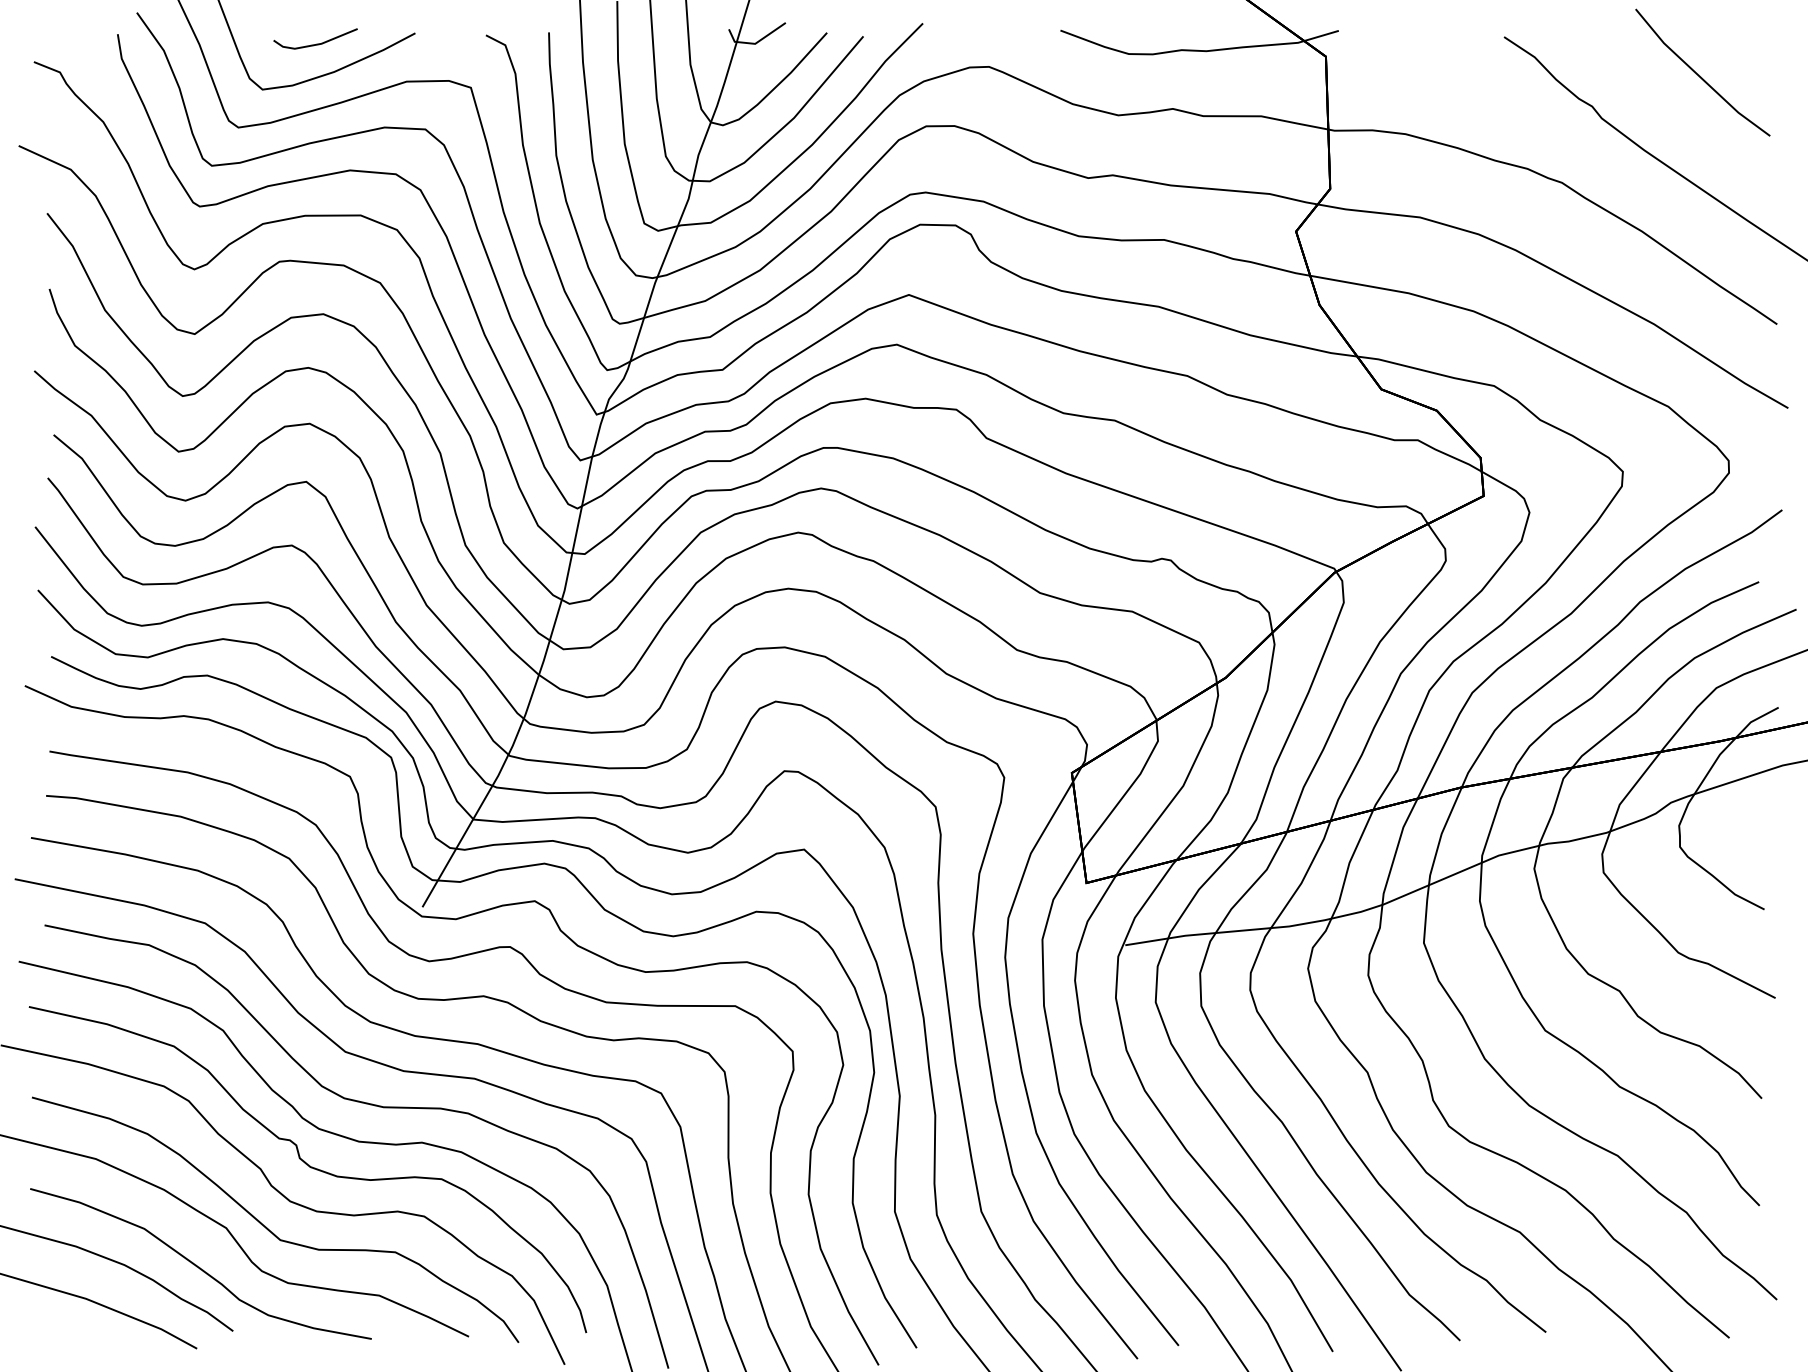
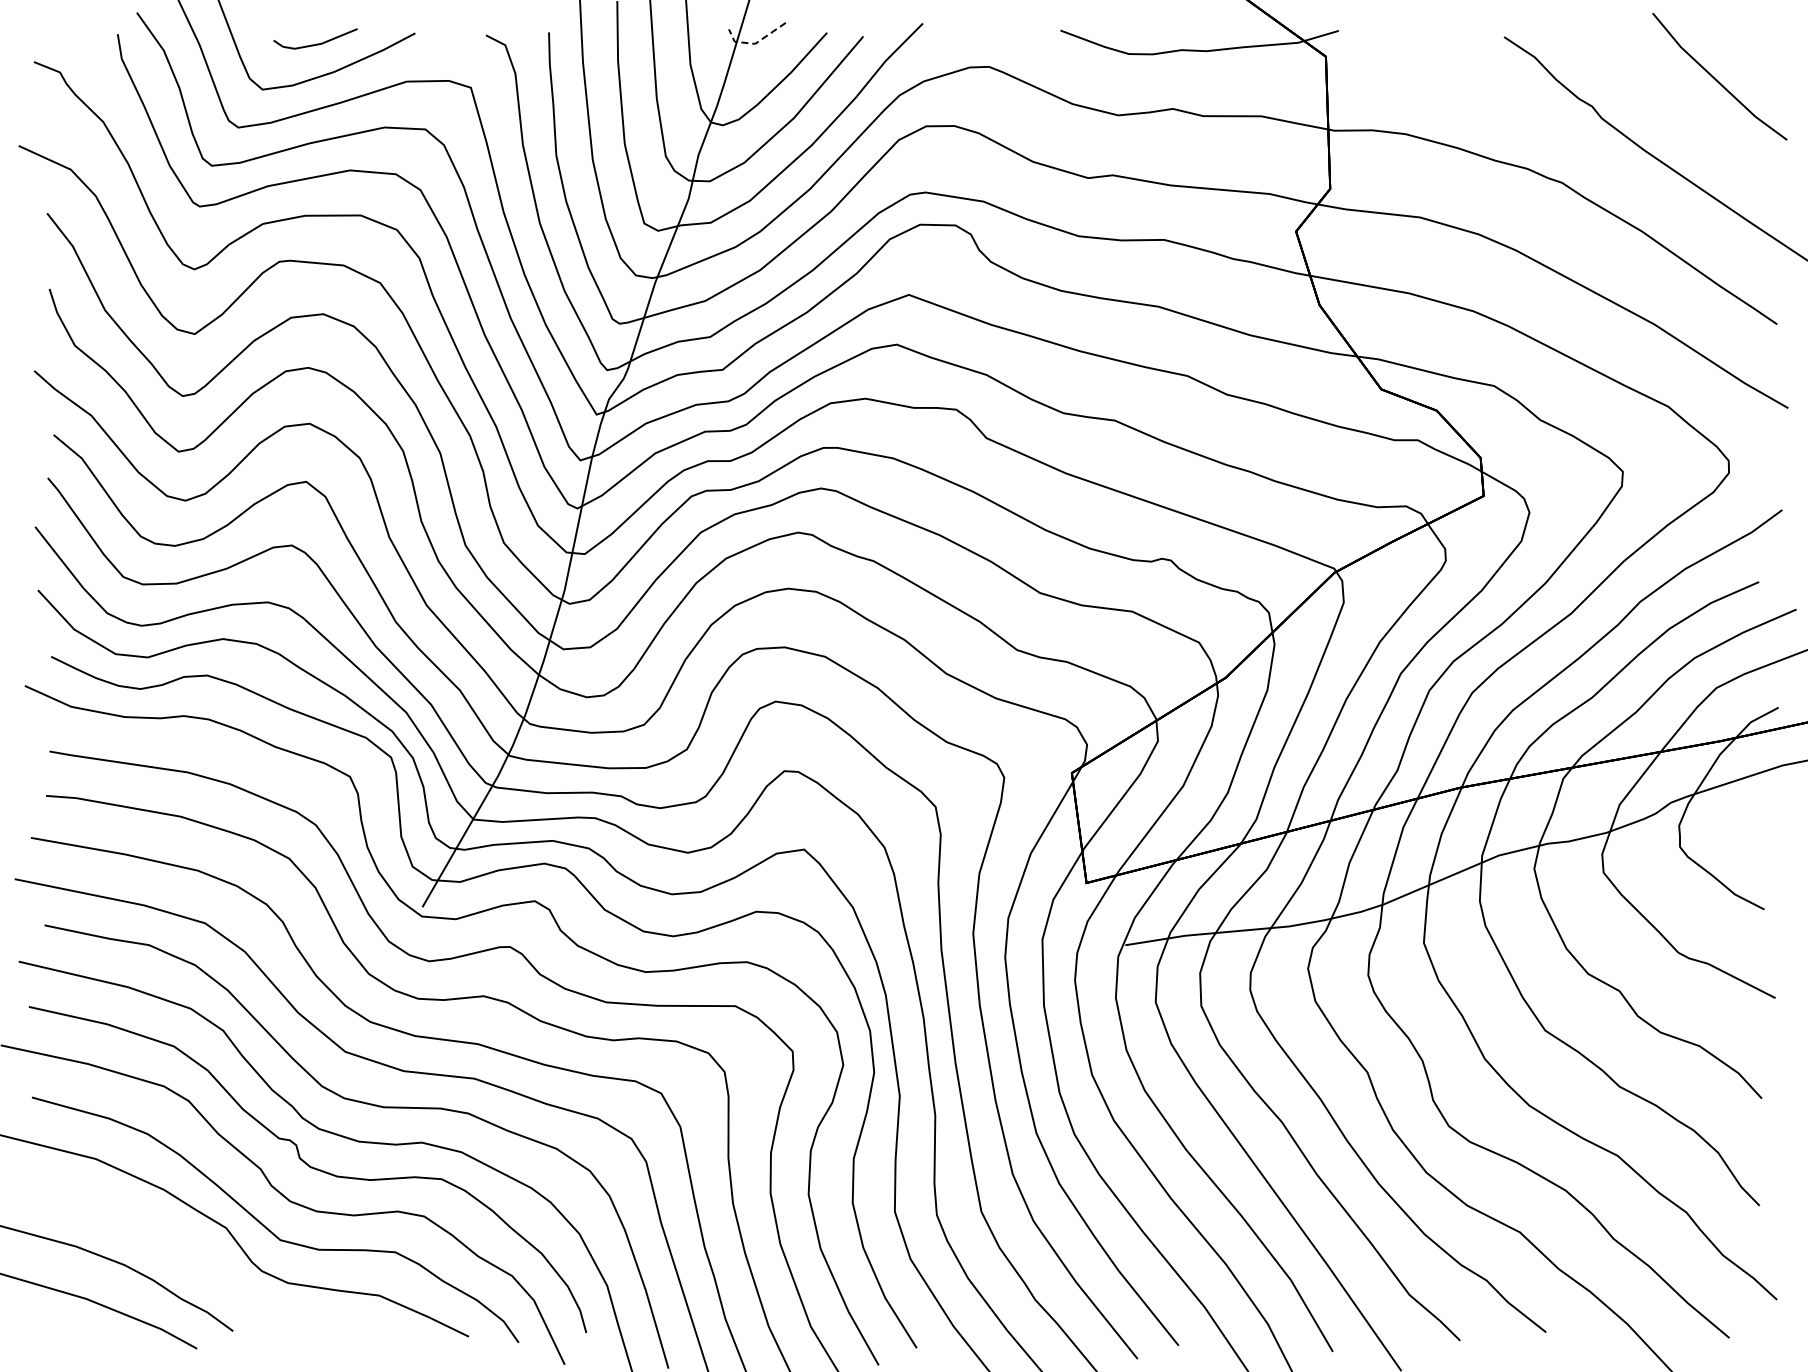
line: solid -> dashed (755, 43)
line position: (1700, 75) -> (1717, 79) (1717, 79)
curve: present -> none (199, 1266)
